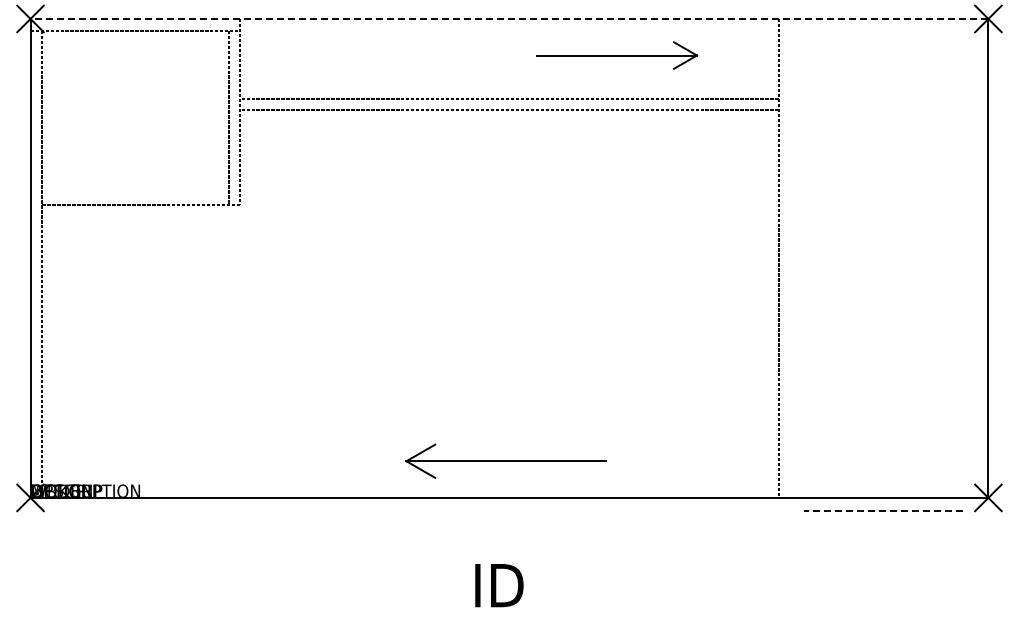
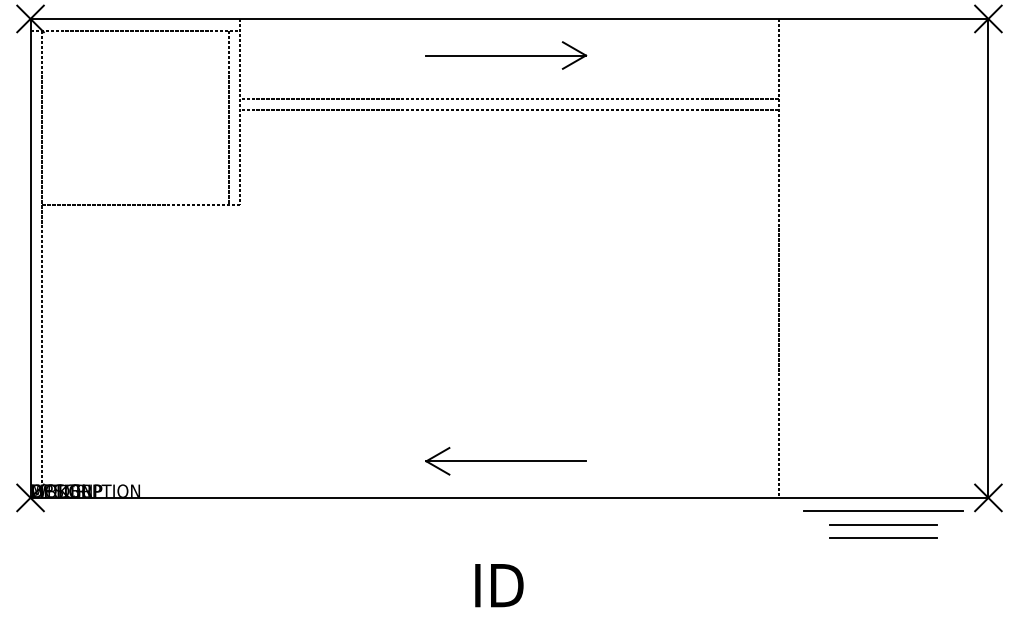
line: dashed -> solid (509, 18)
part position: (617, 55) -> (506, 55) (506, 55)
part size: 202x36 px -> 162x29 px (505, 461)
line: dashed -> solid (883, 511)
line: none -> present (883, 524)
line: none -> present (883, 537)
